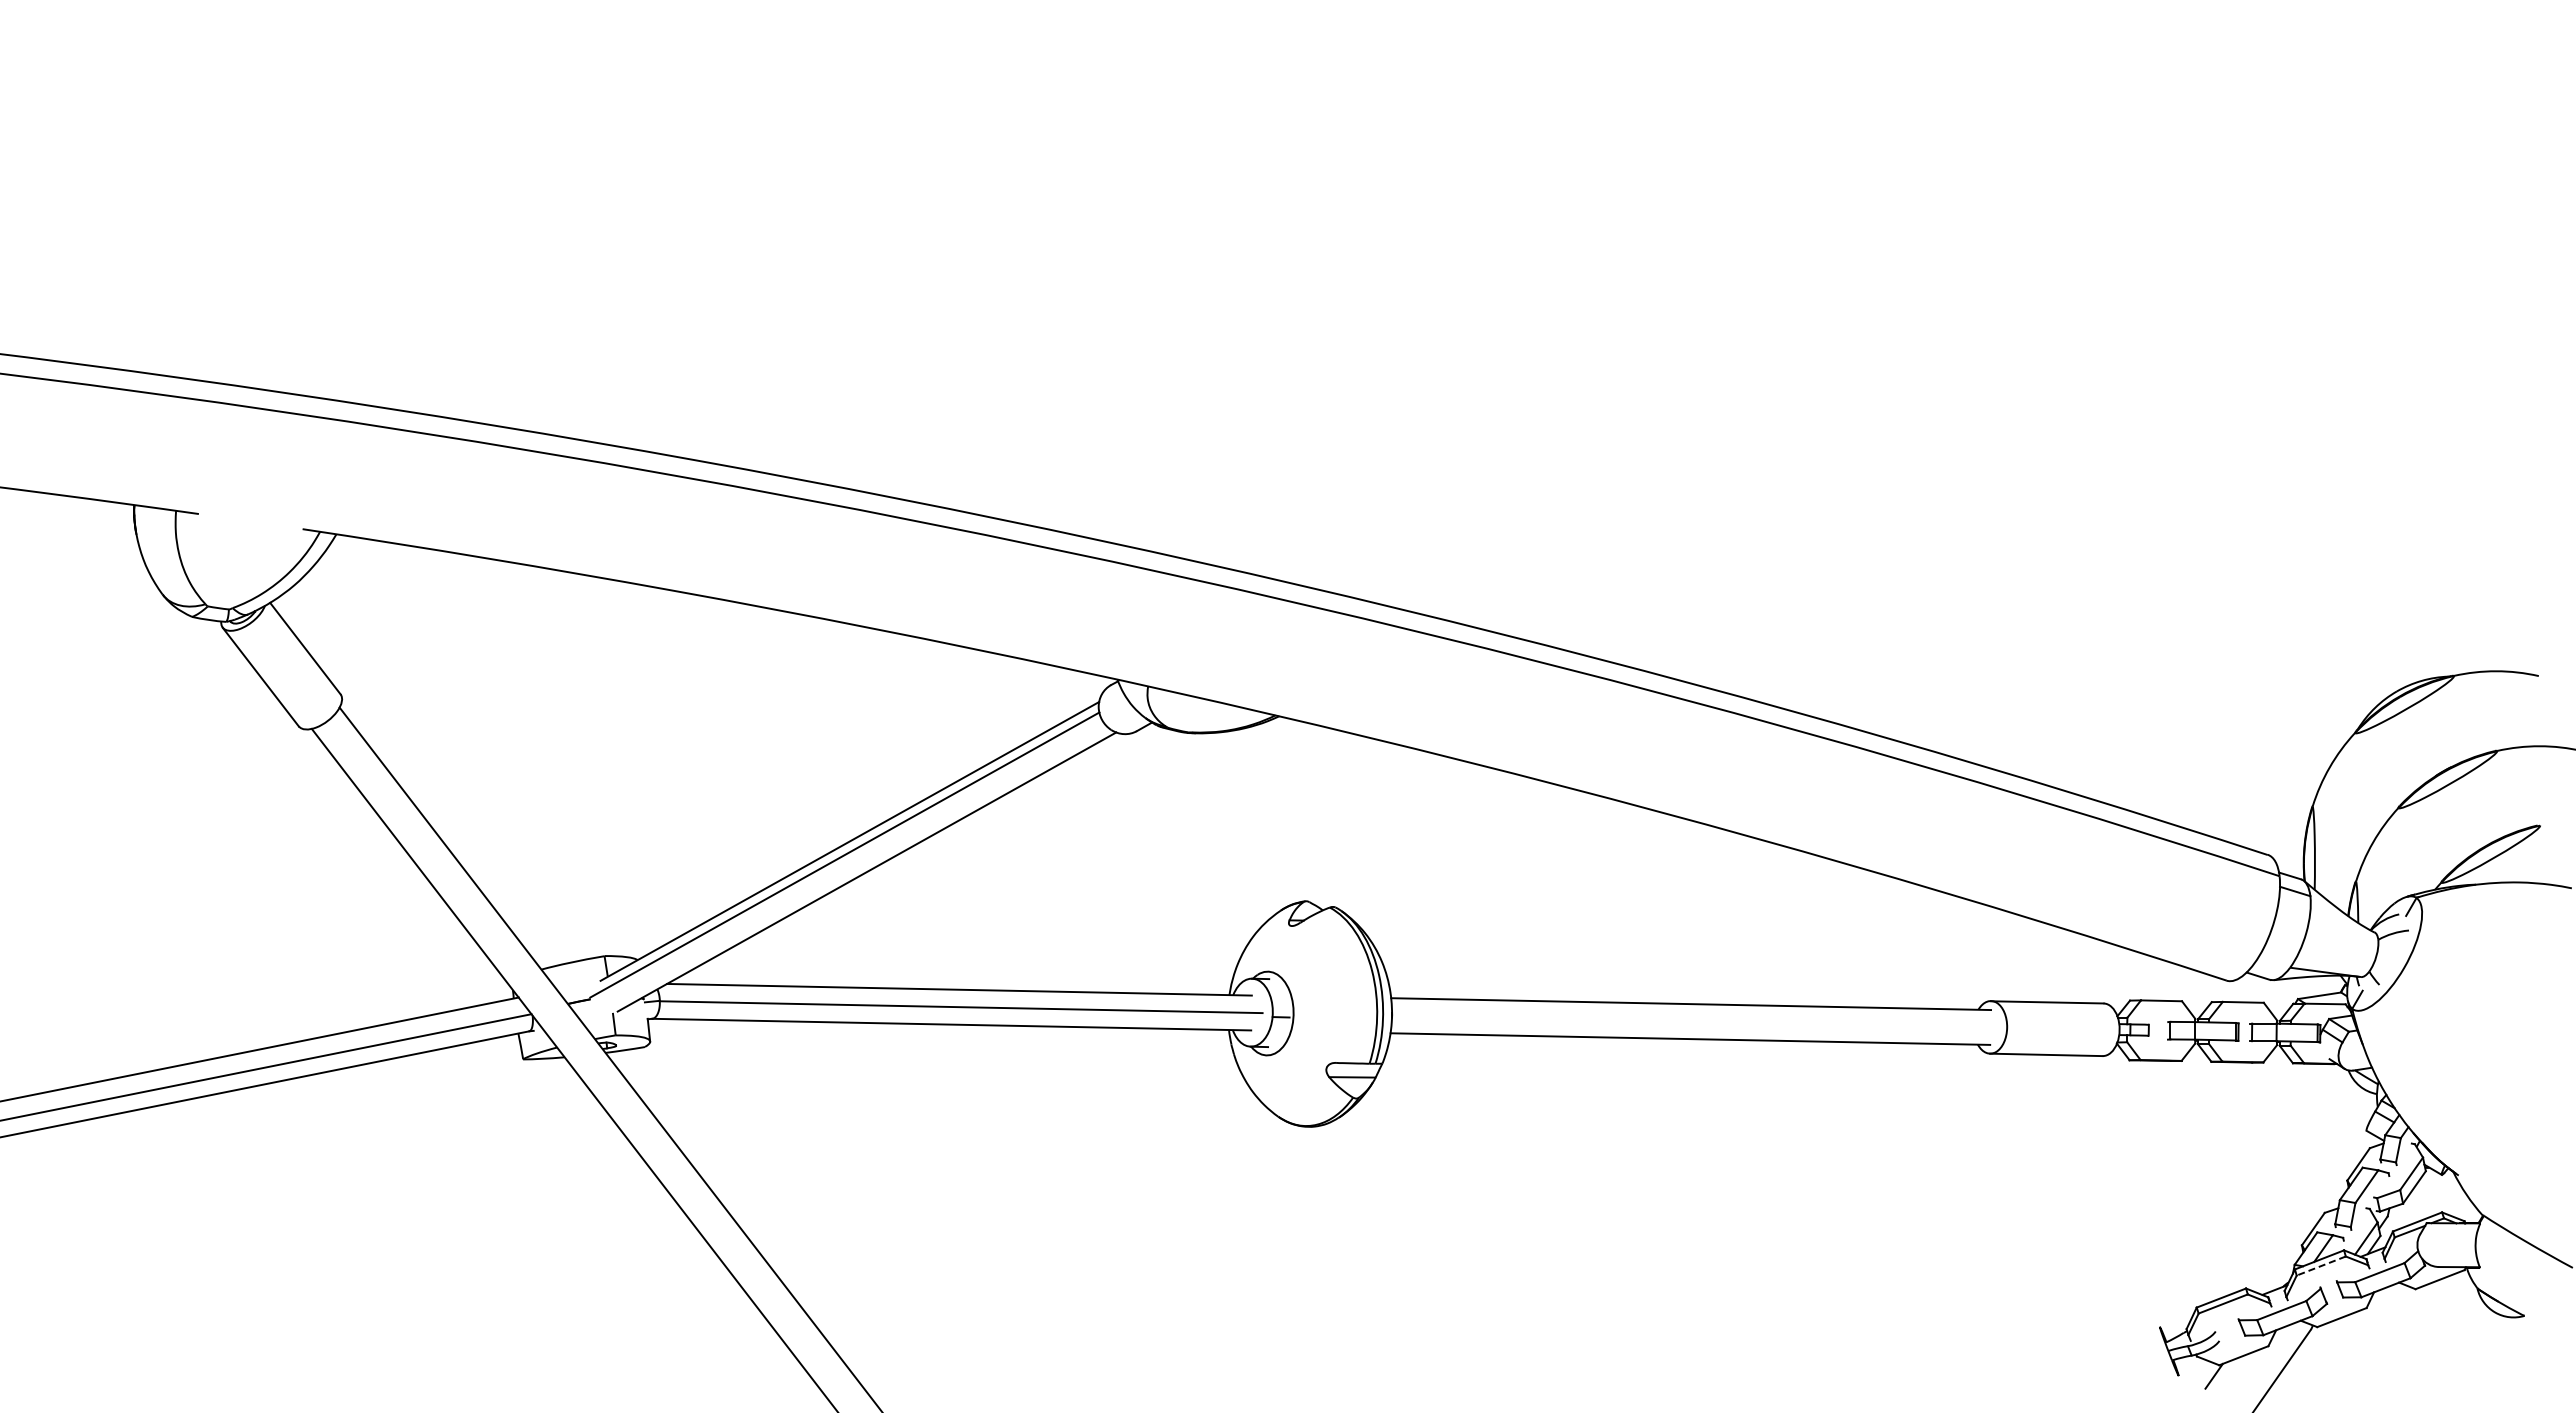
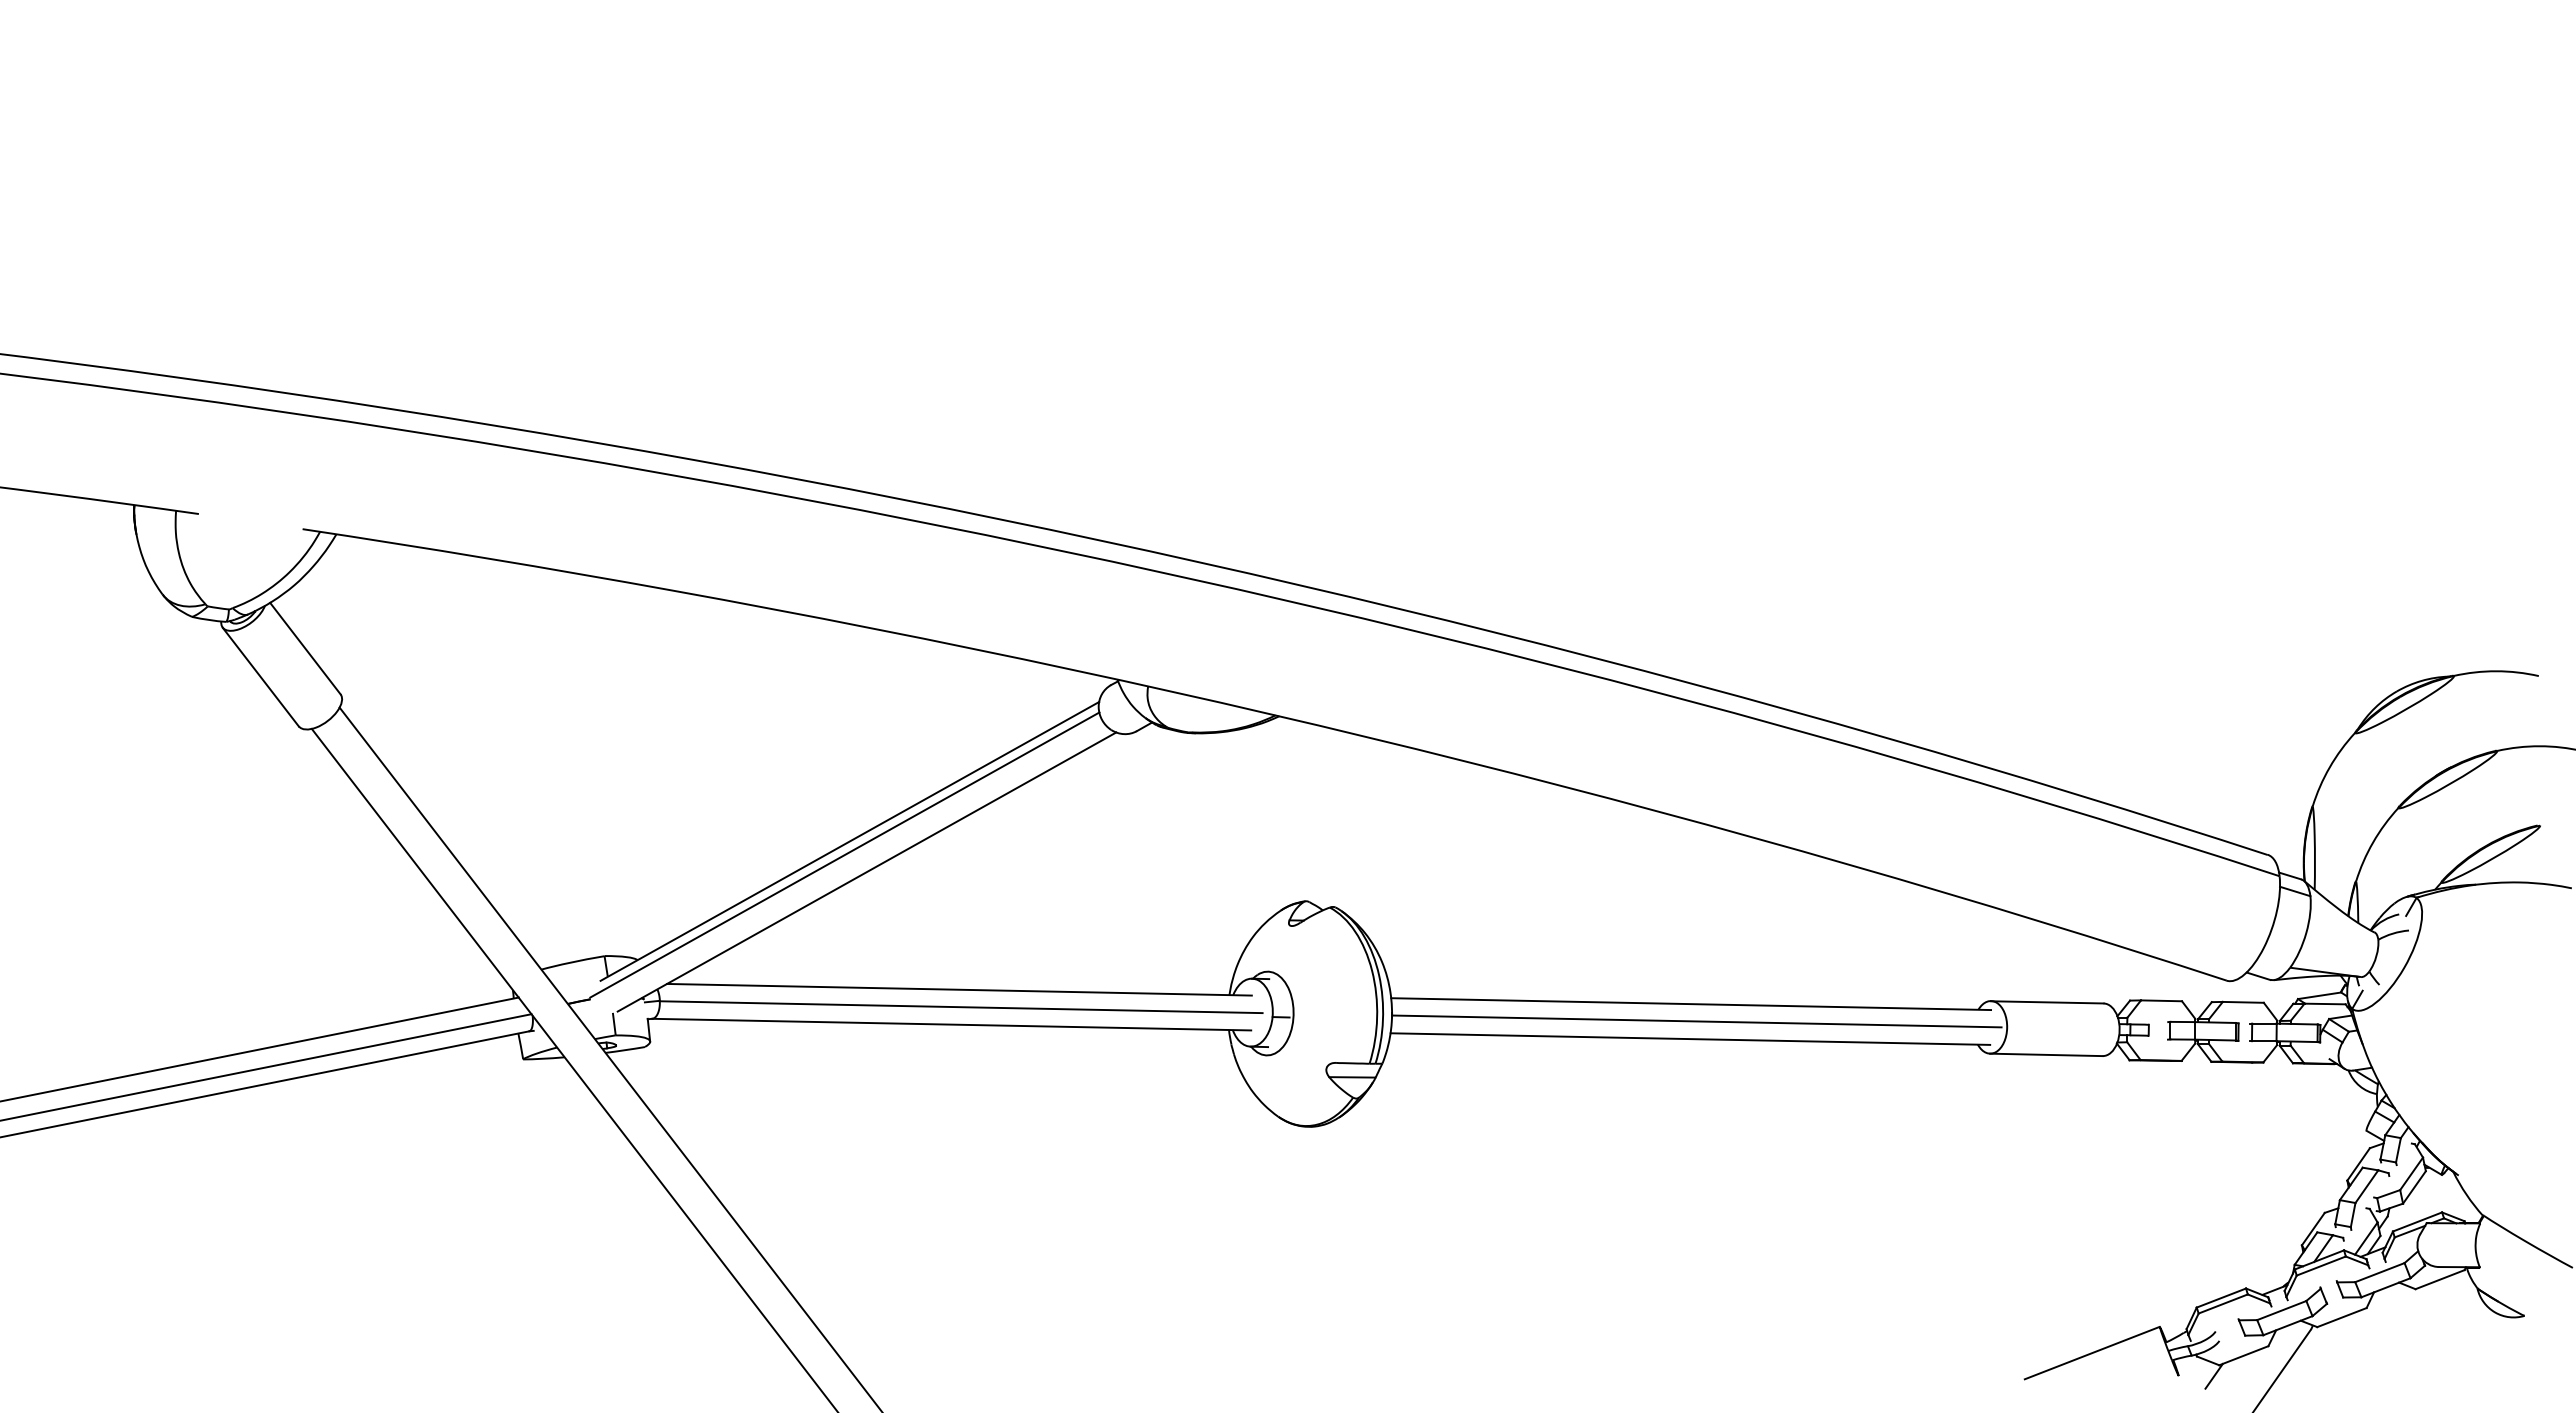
line: none -> present (1696, 1021)
line: dashed -> solid (2320, 1266)
line: none -> present (2091, 1352)
